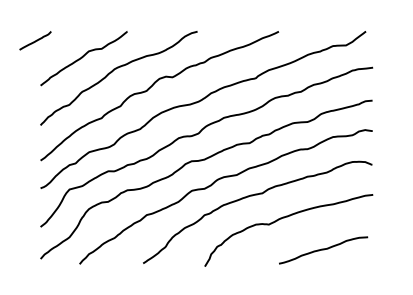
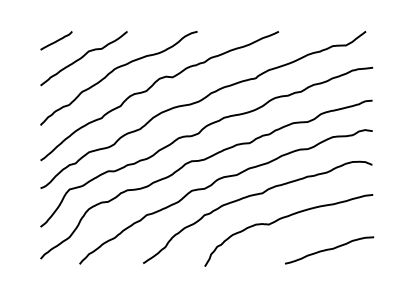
line position: (35, 40) -> (56, 40) (56, 40)
curve position: (323, 250) -> (329, 250) (329, 250)
